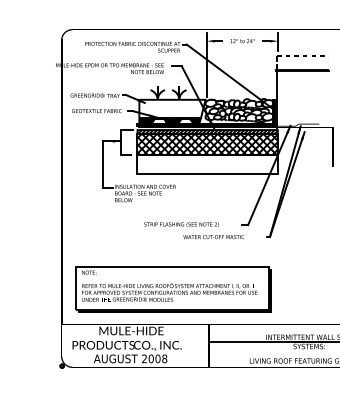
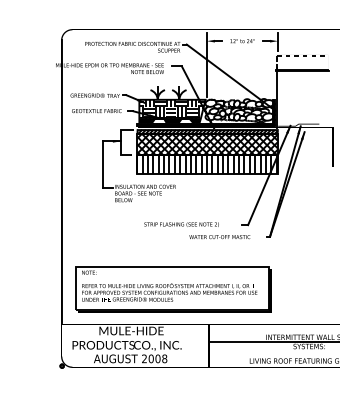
hatch: none -> present (171, 108)
hatch: none -> present (206, 164)
text position: (213, 237) -> (219, 237) (219, 237)
